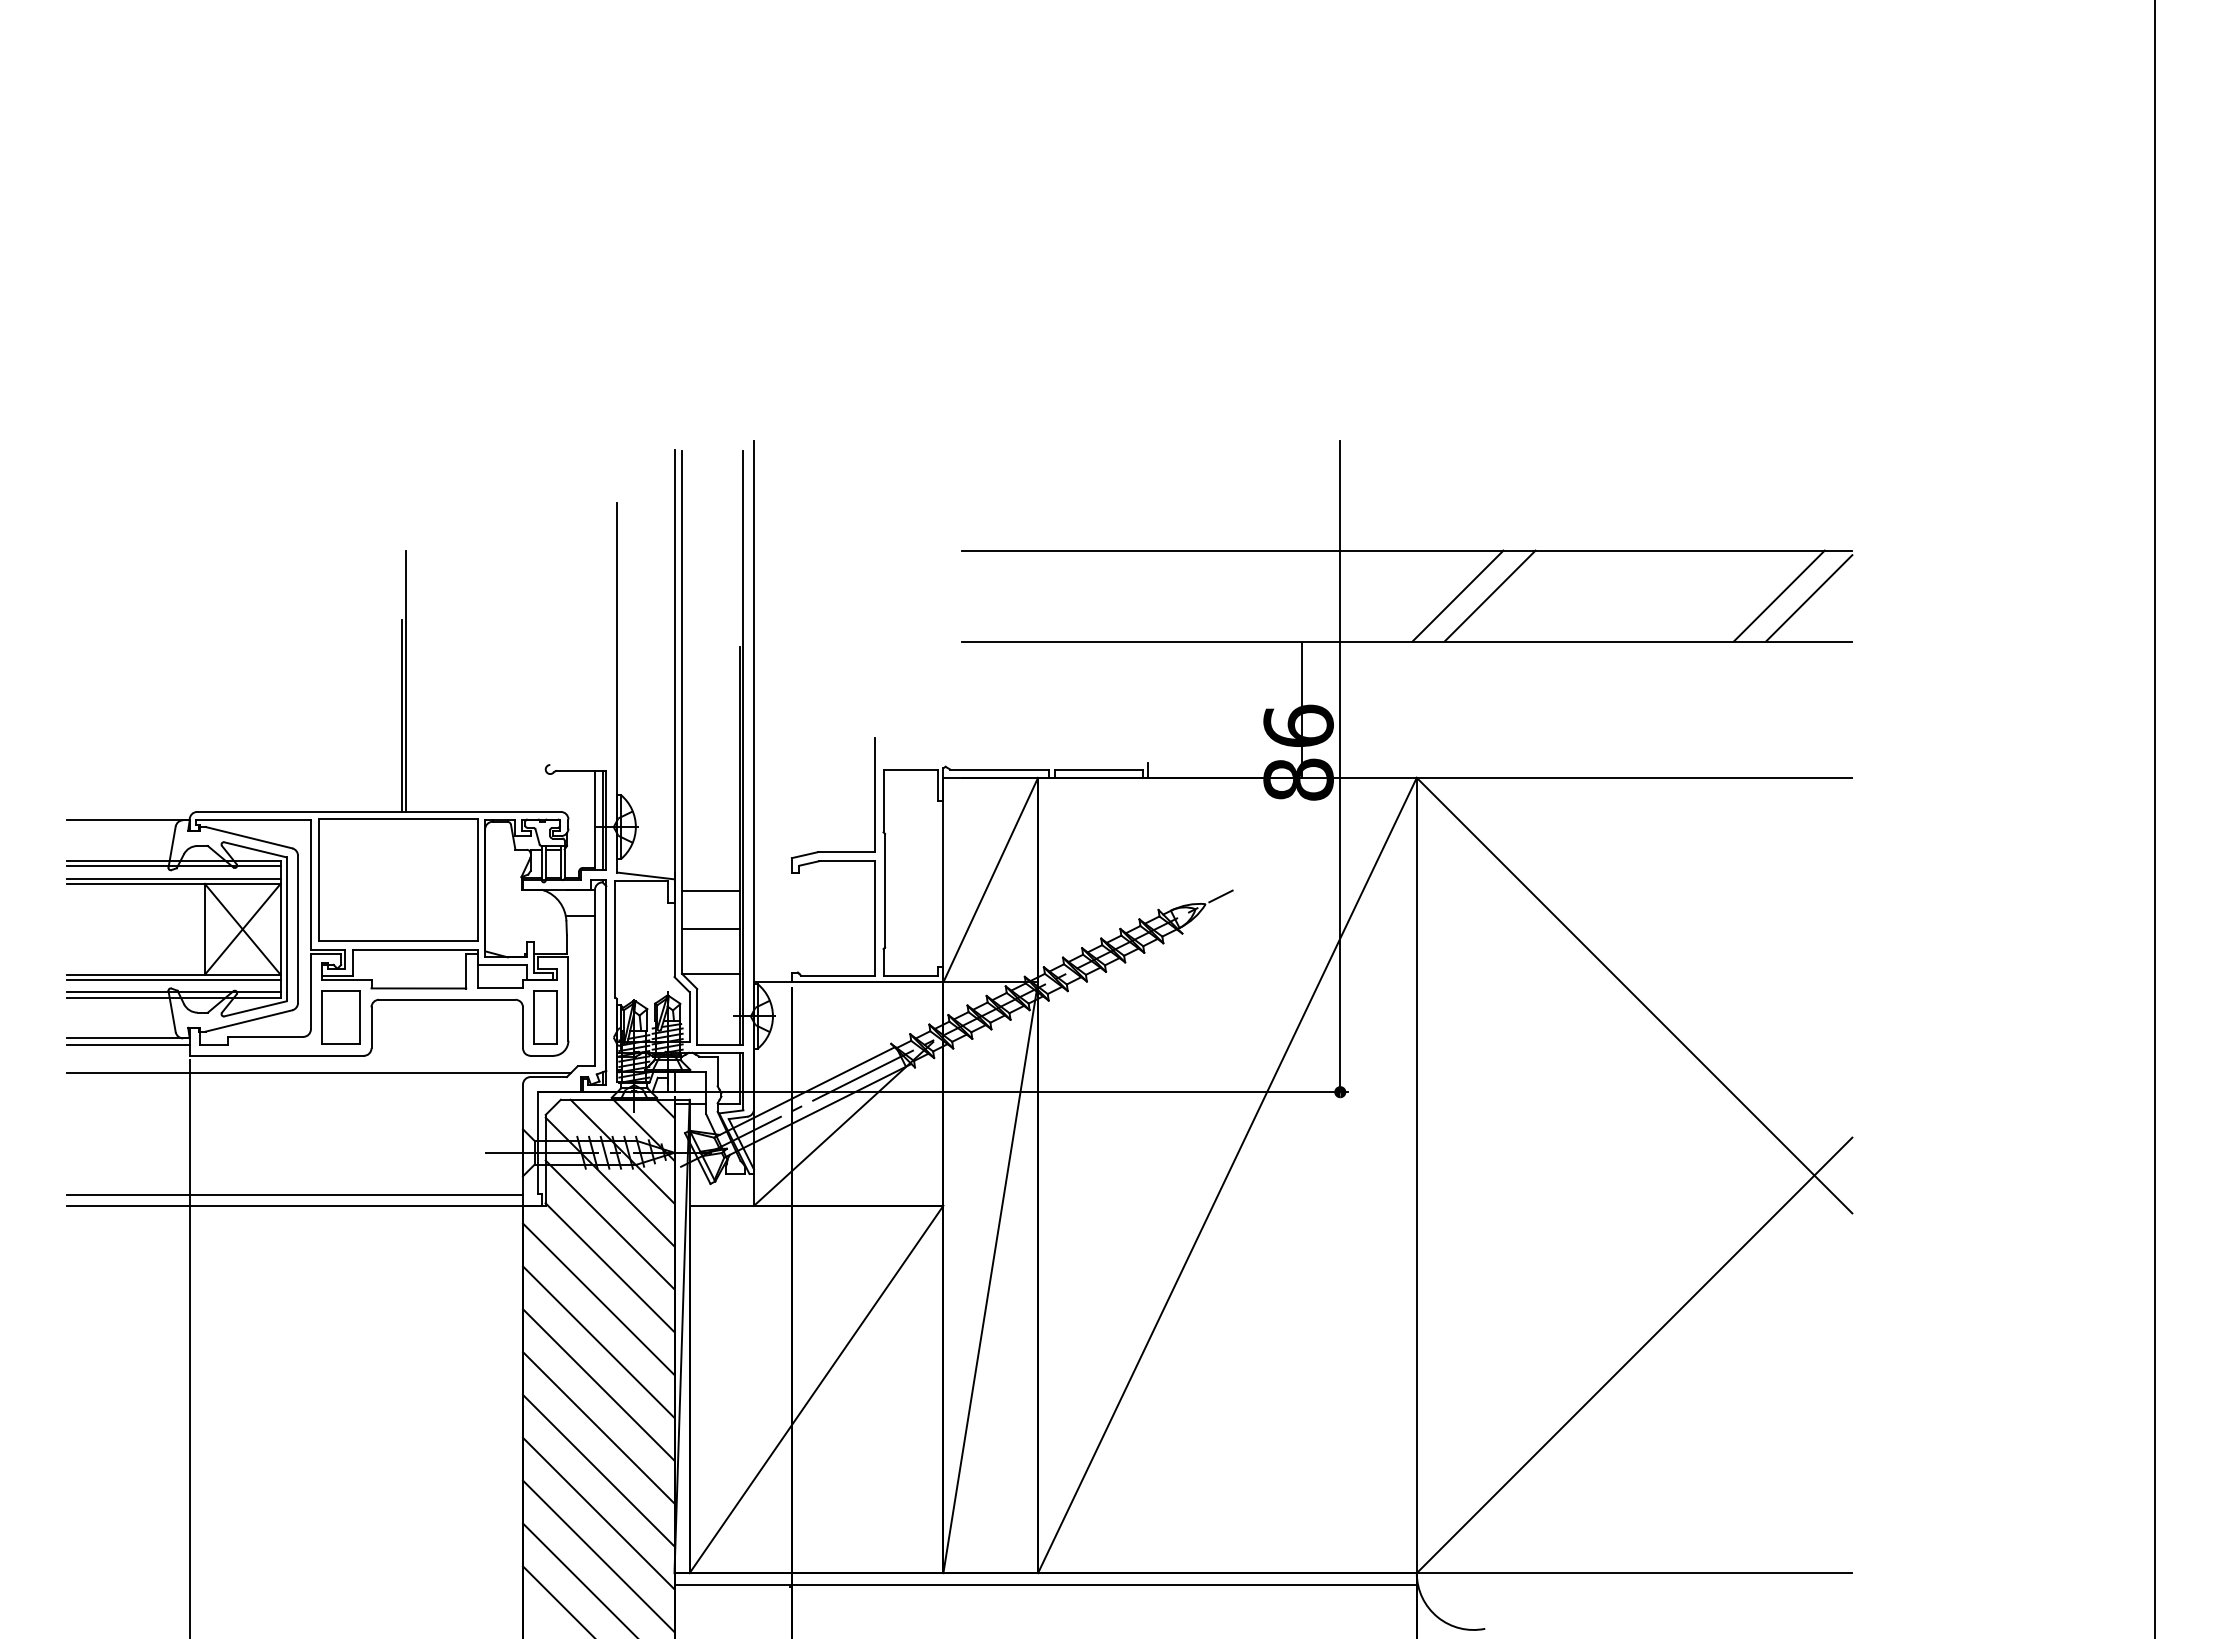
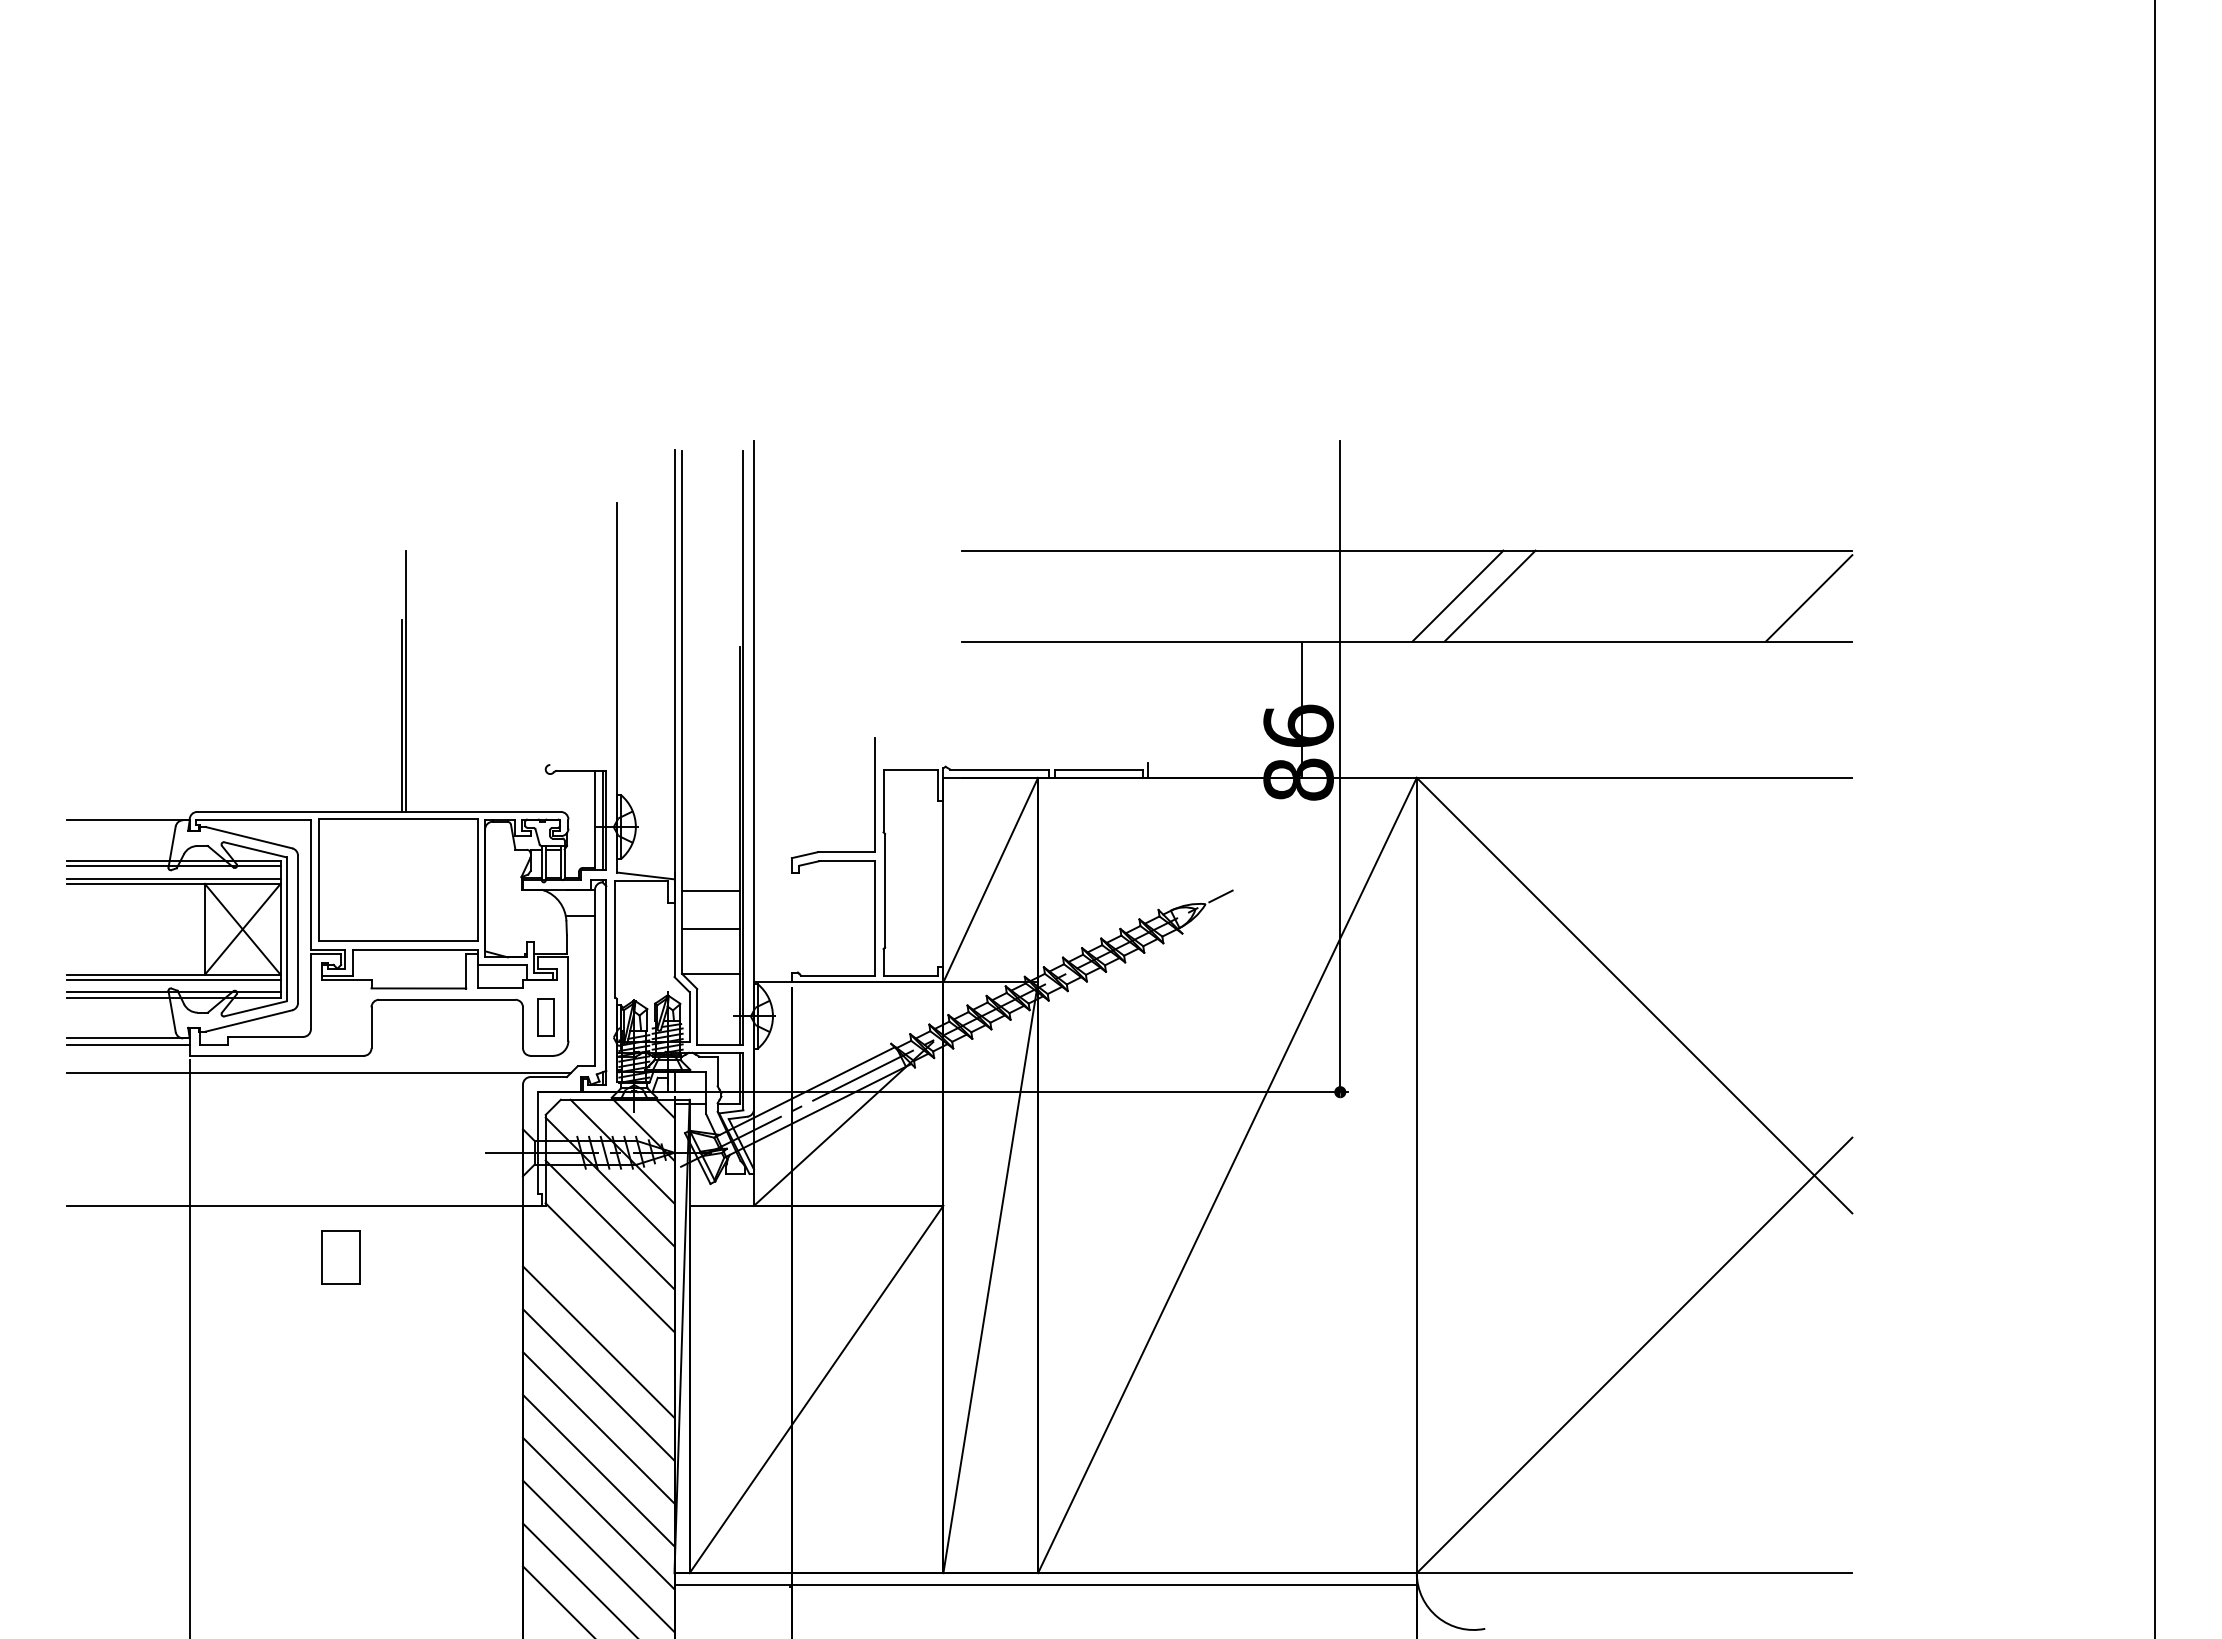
line: present -> none (1778, 595)
part position: (340, 1017) -> (340, 1257) (340, 1257)
part size: 25x55 px -> 18x39 px (545, 1017)
line: present -> none (294, 1195)
line: present -> none (598, 1299)
